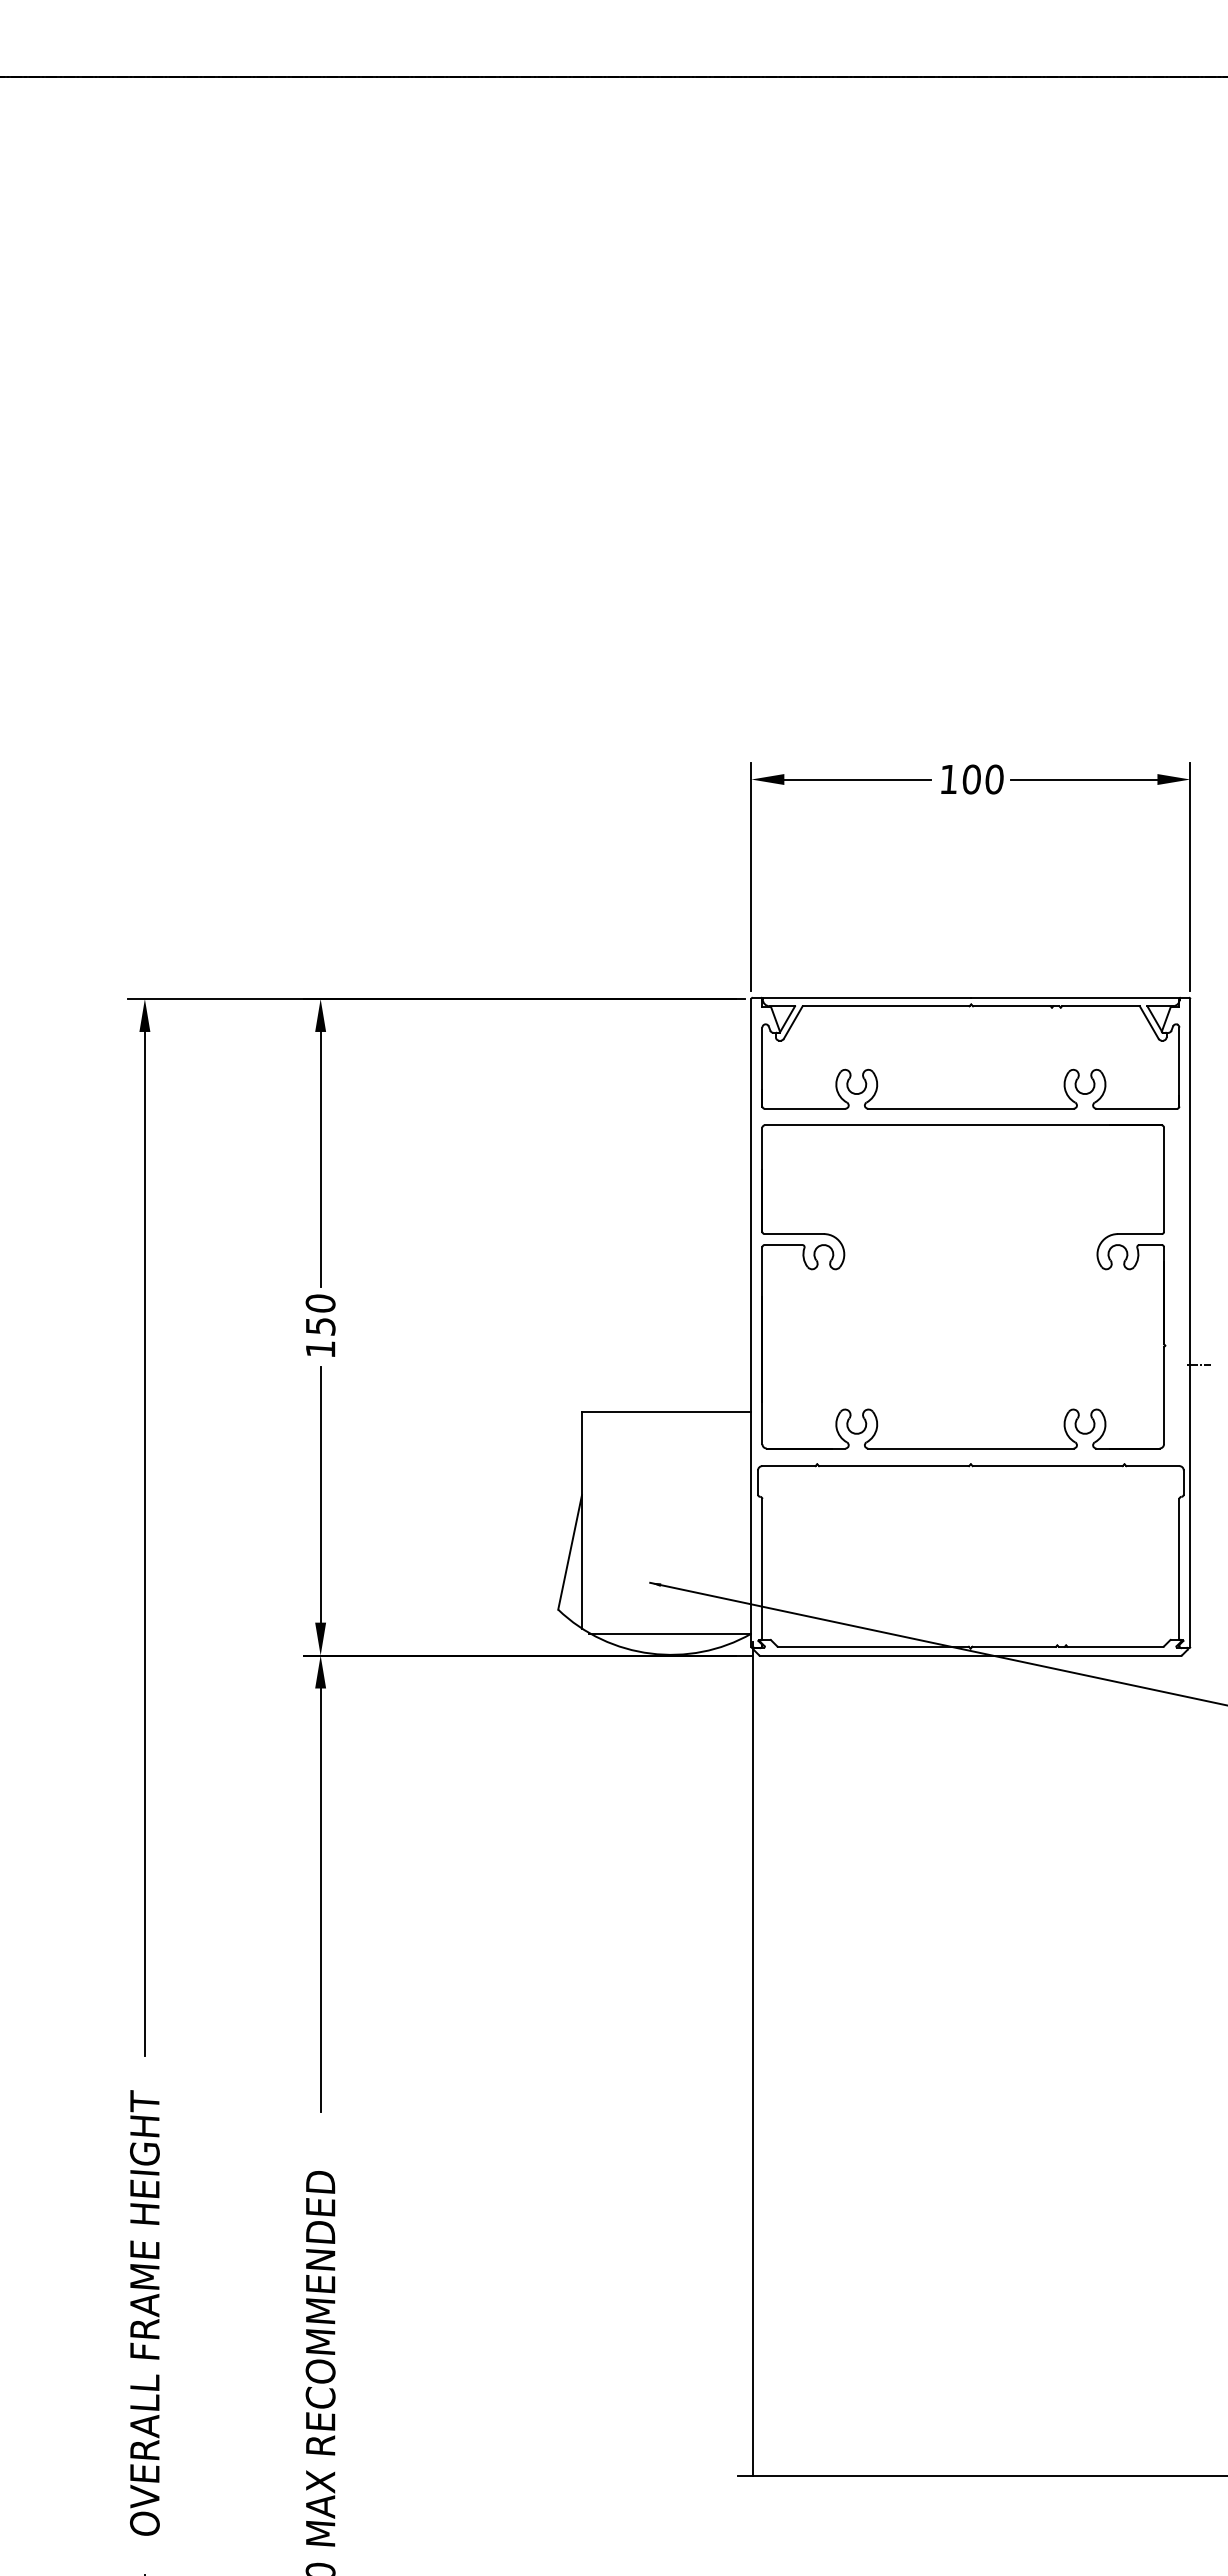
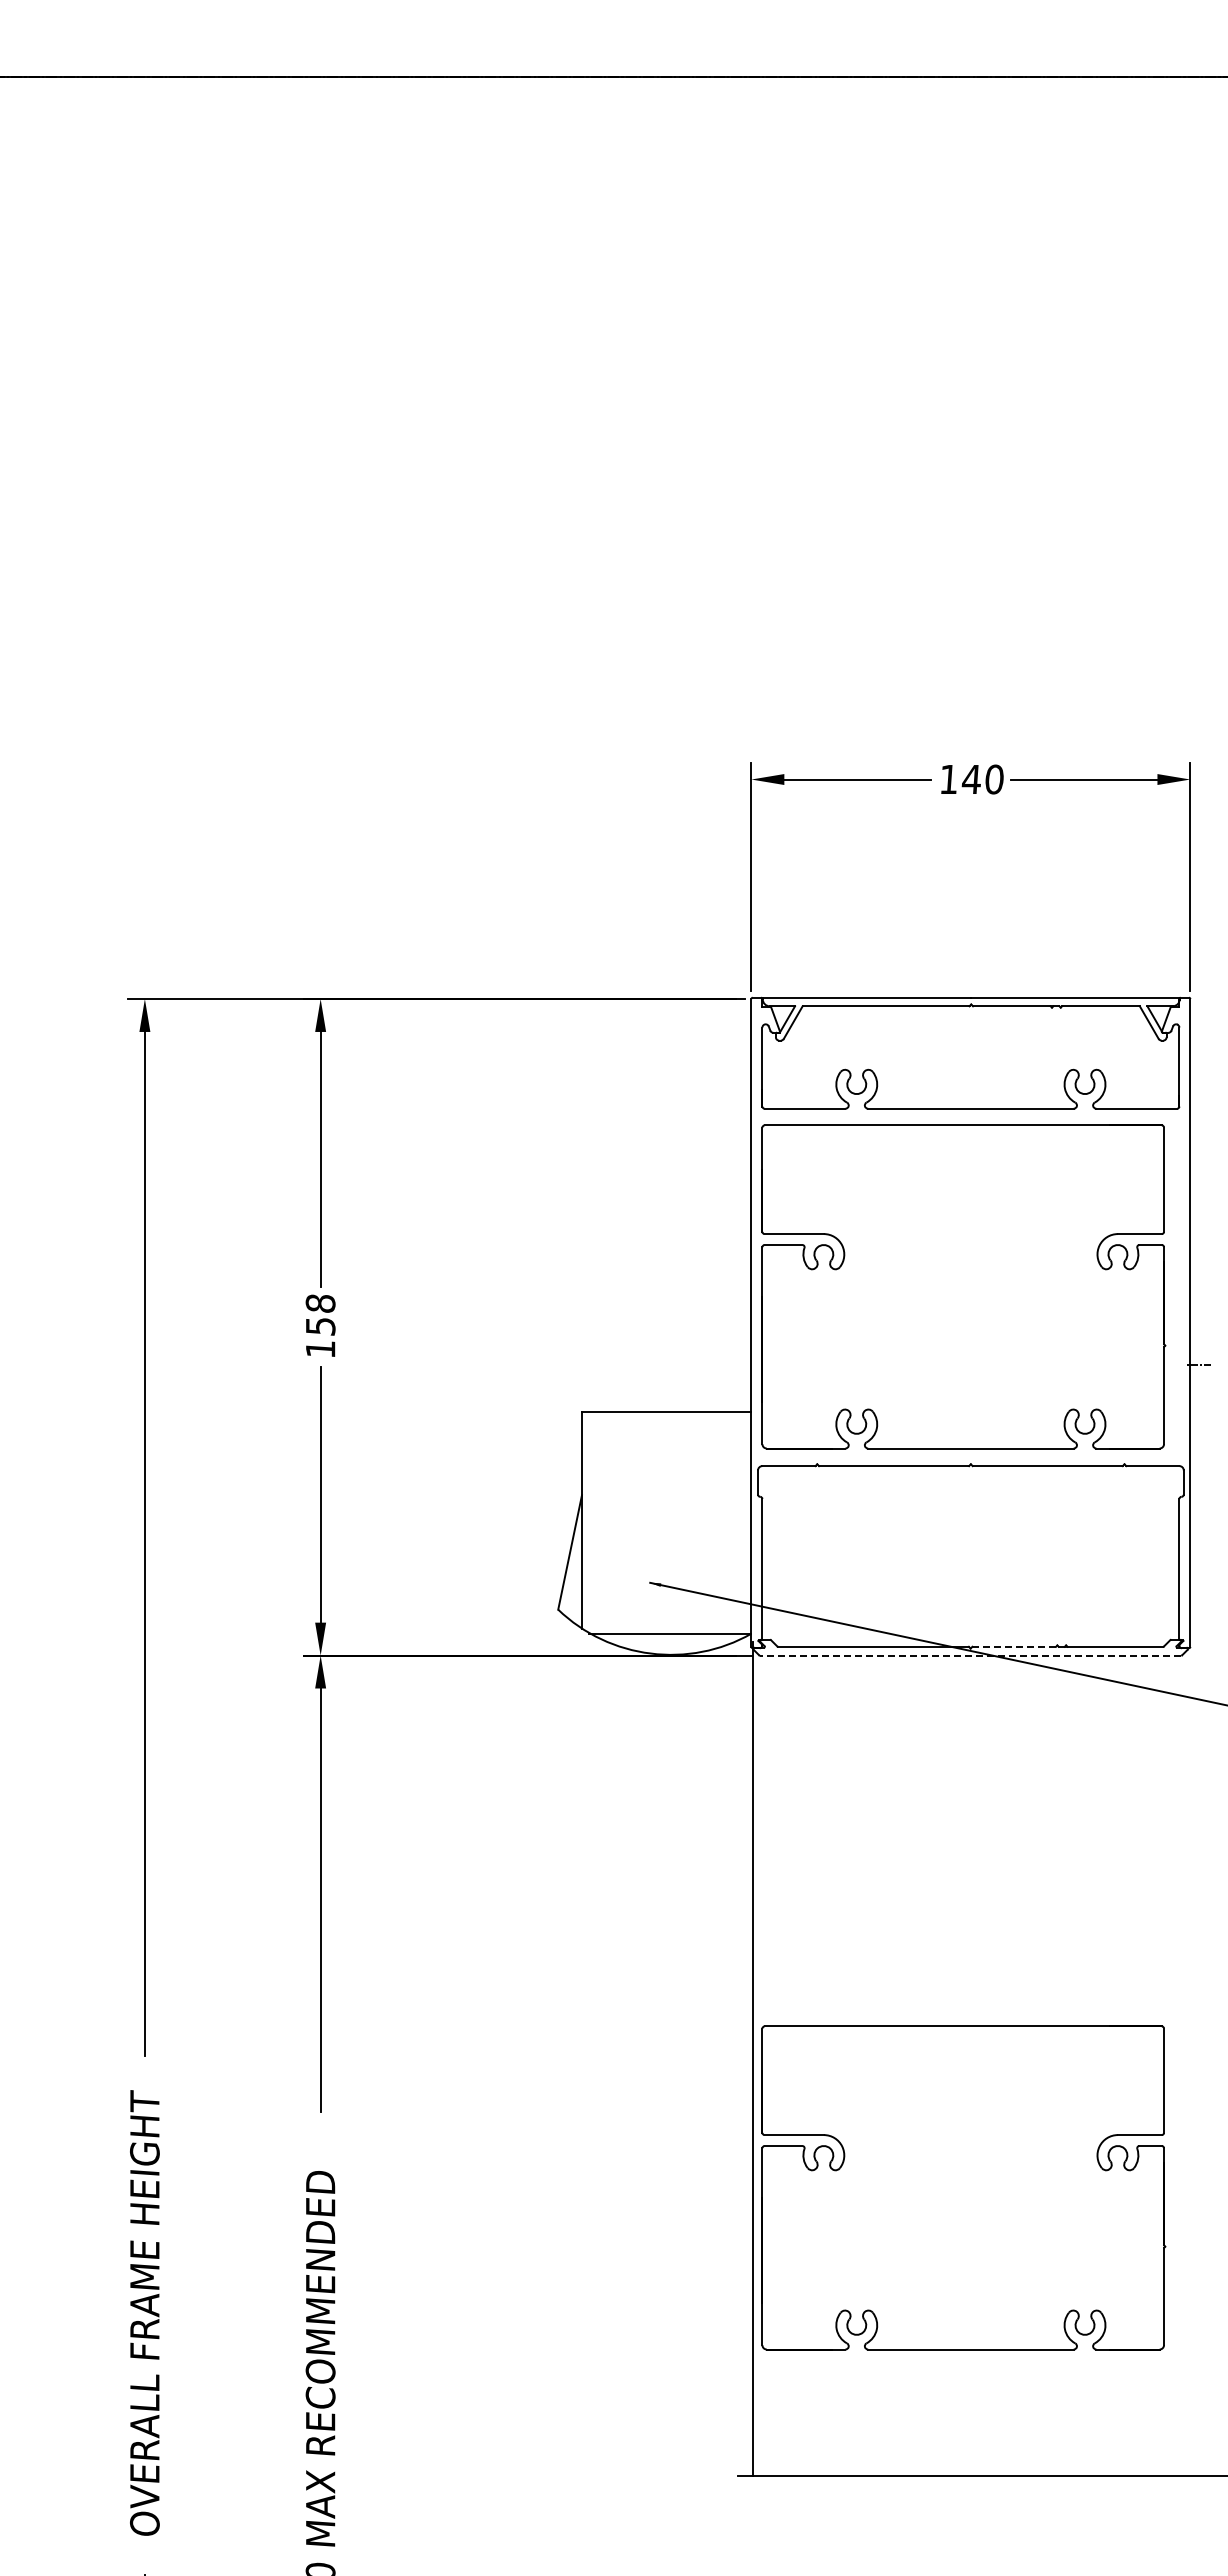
text: 100 -> 140 (970, 779)
text: 150 -> 158 (320, 1303)
line: solid -> dashed (1014, 1646)
line: solid -> dashed (970, 1655)
part: none -> present (963, 2187)
